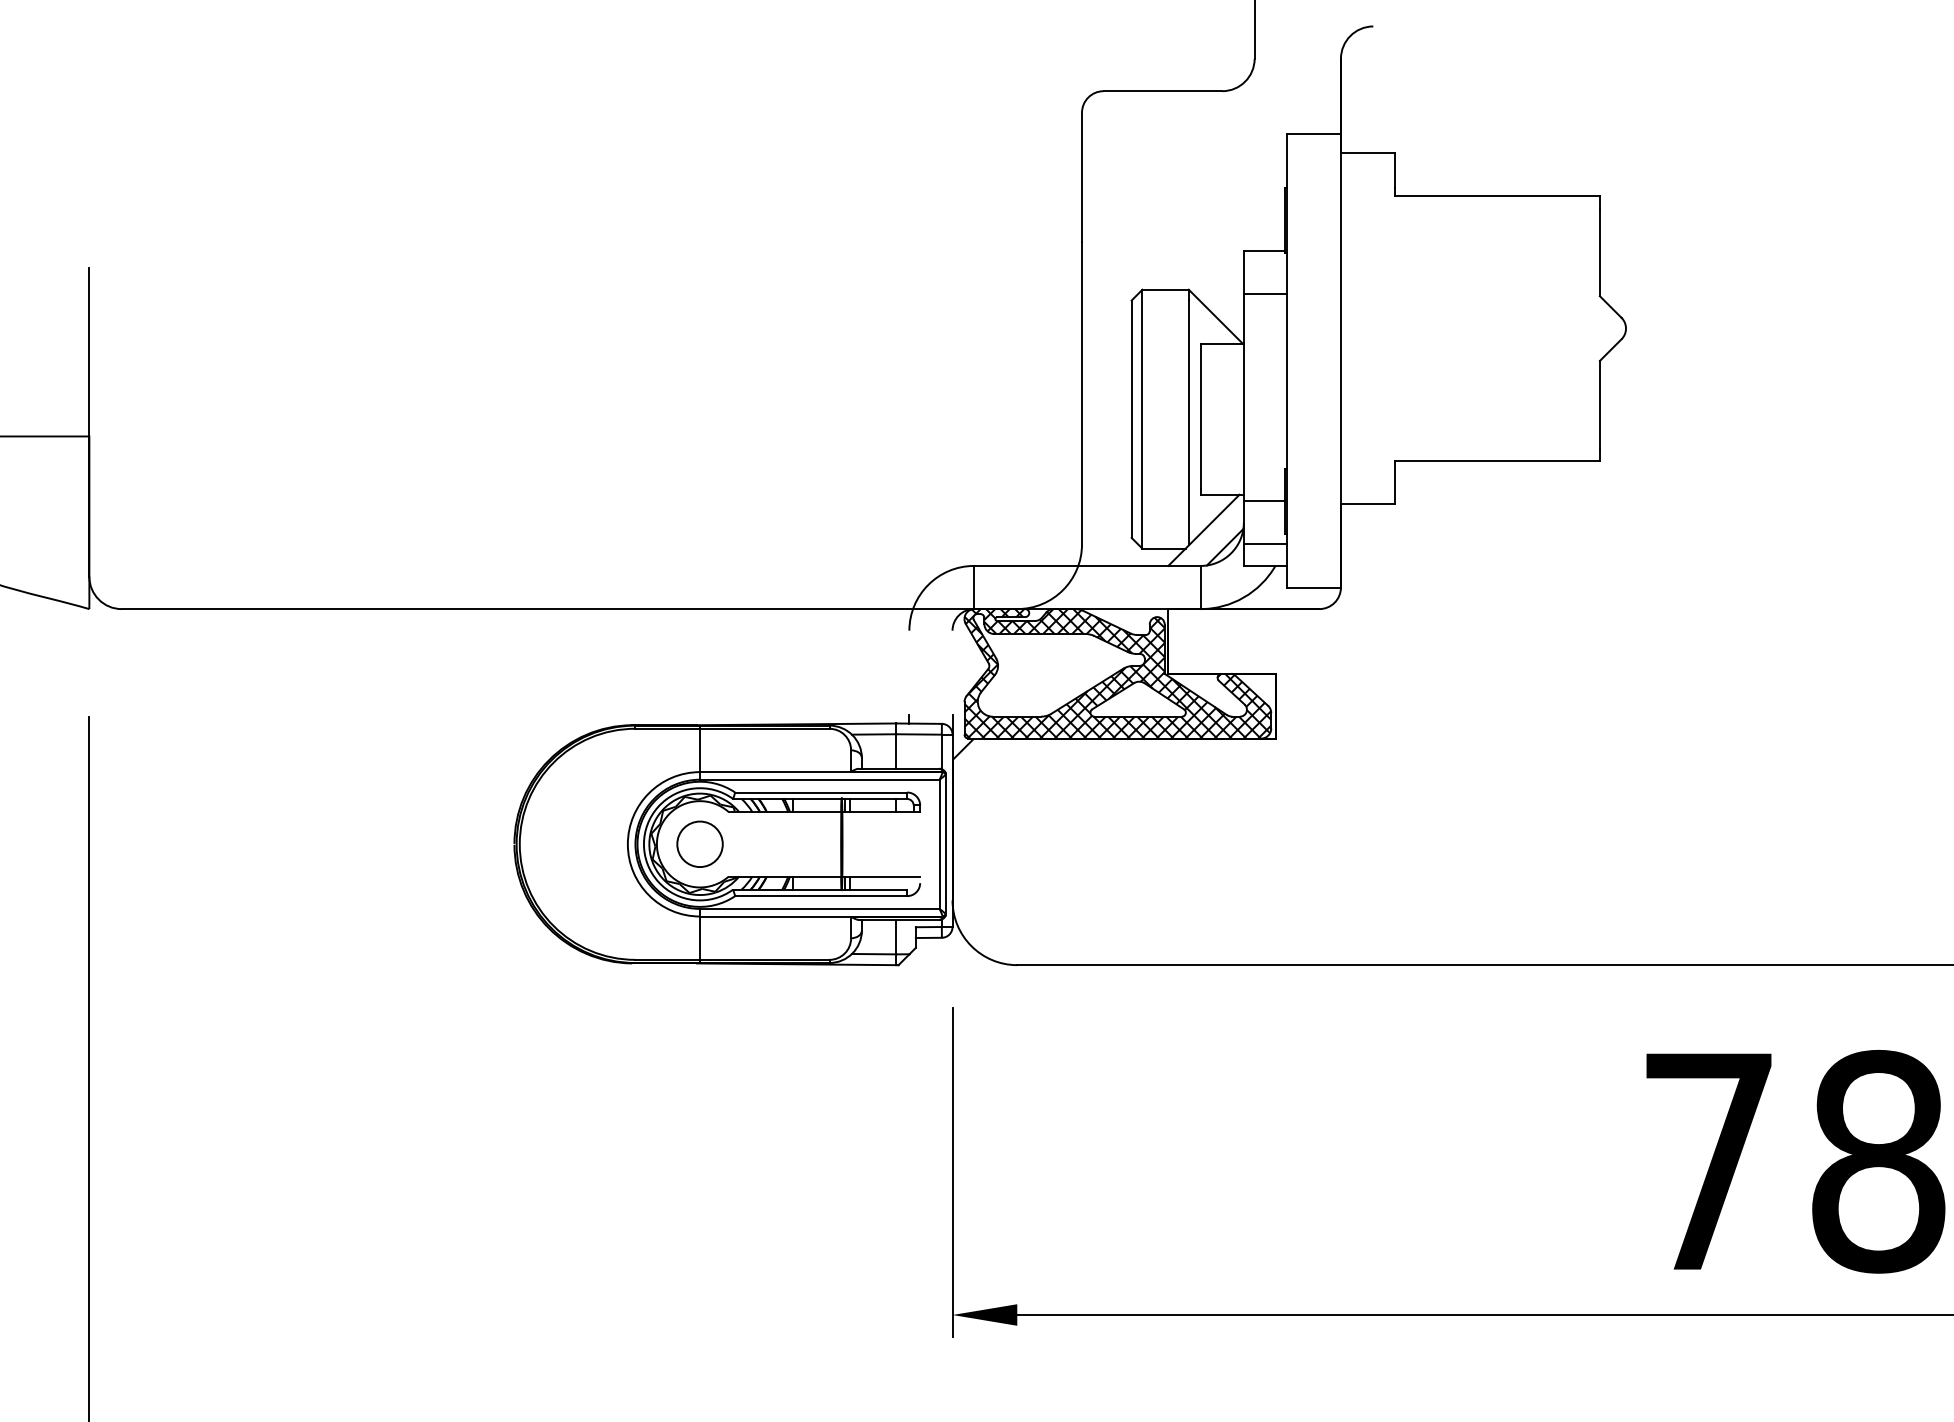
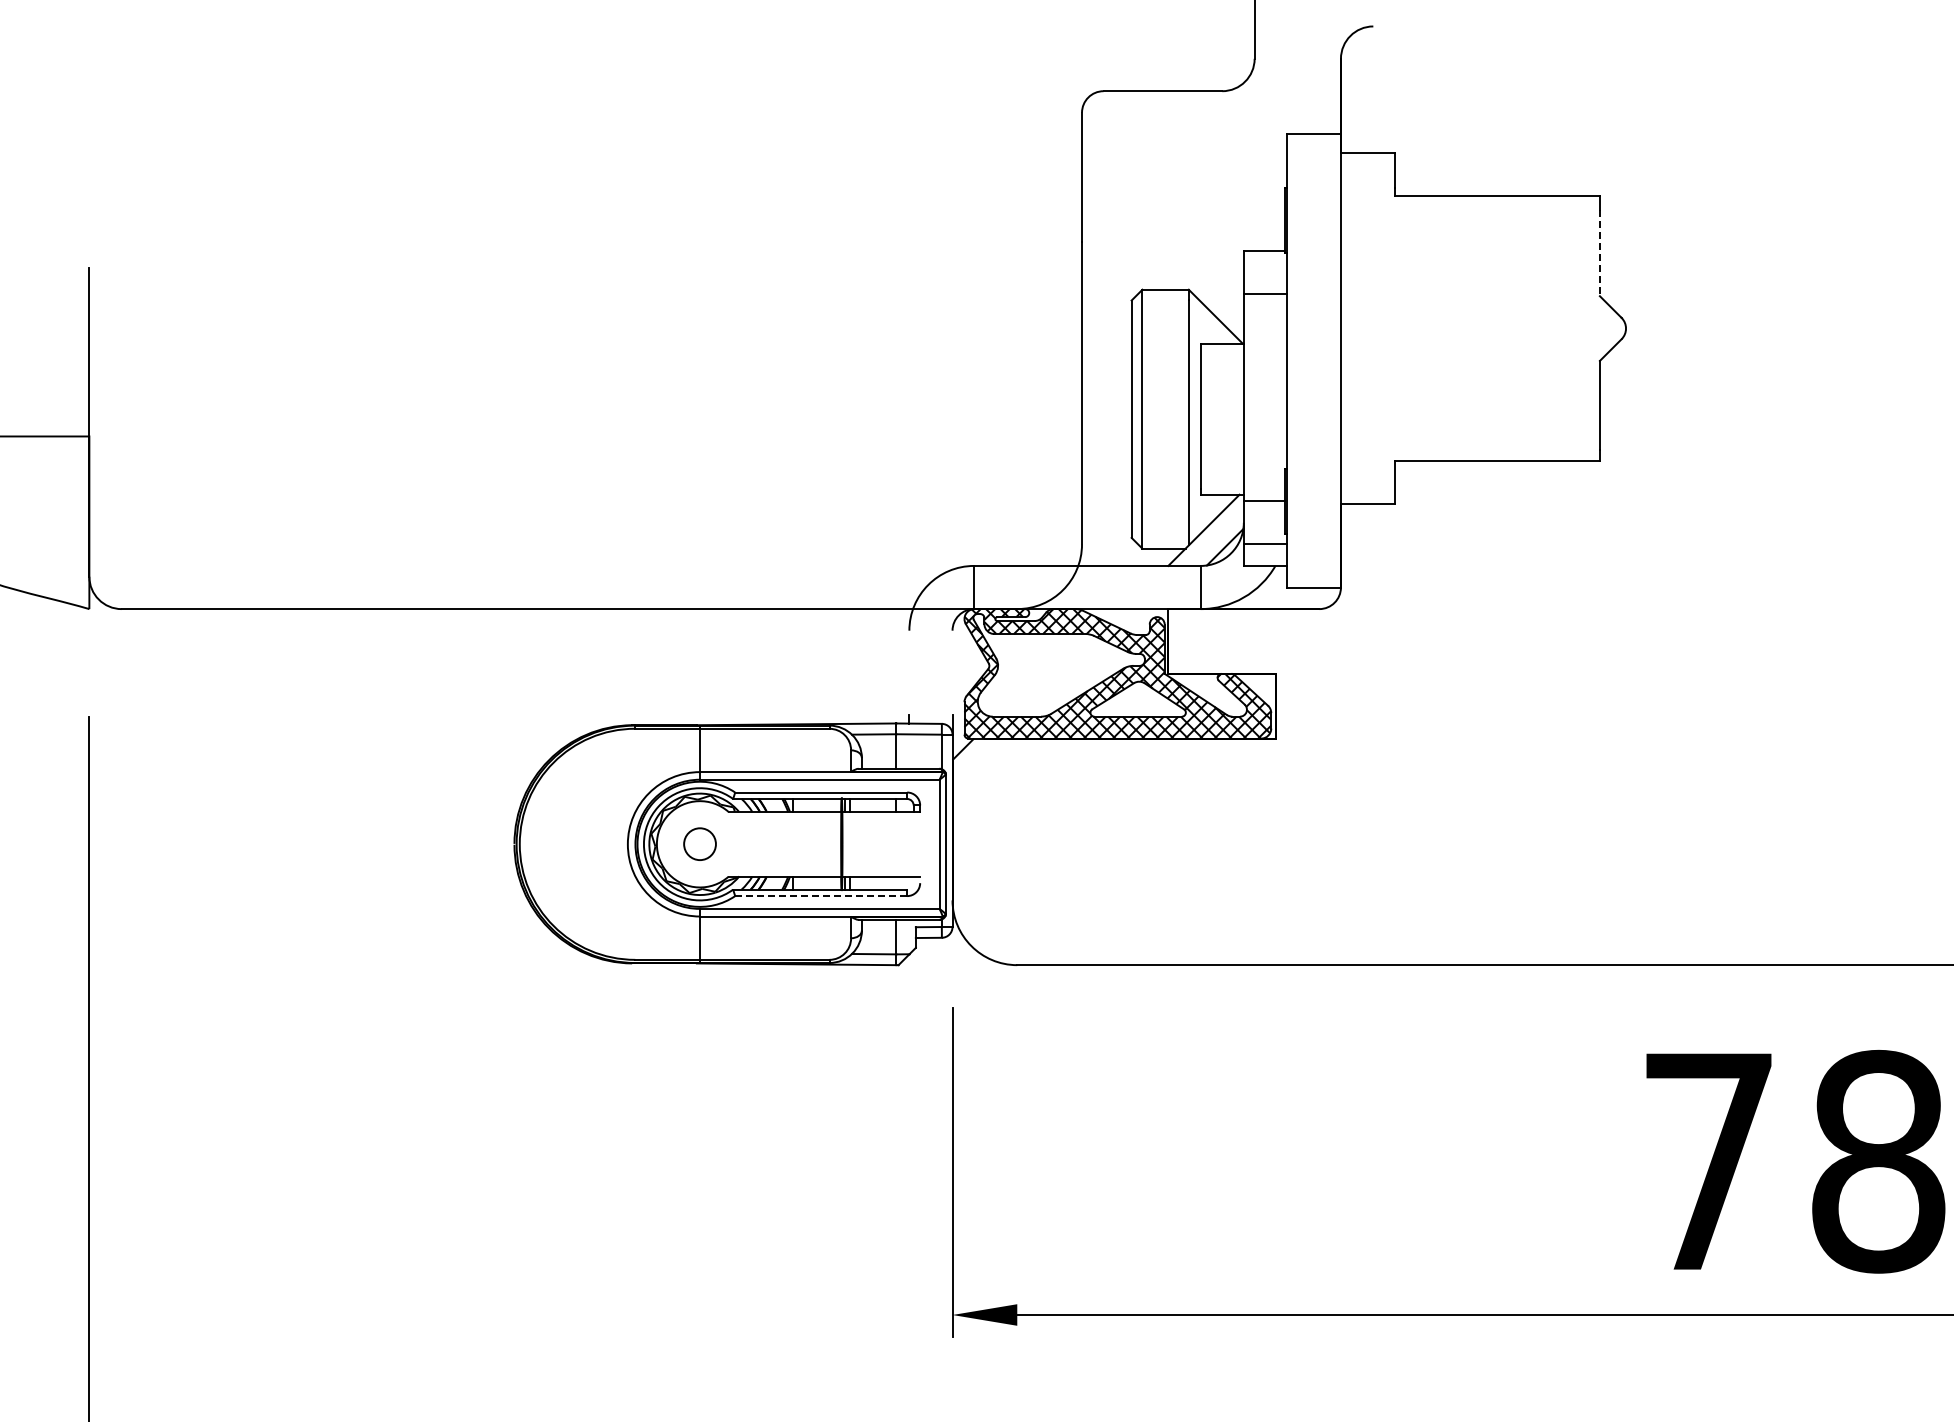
line: solid -> dashed (1599, 253)
circle size: 48x48 px -> 34x34 px (699, 843)
line: solid -> dashed (821, 896)
